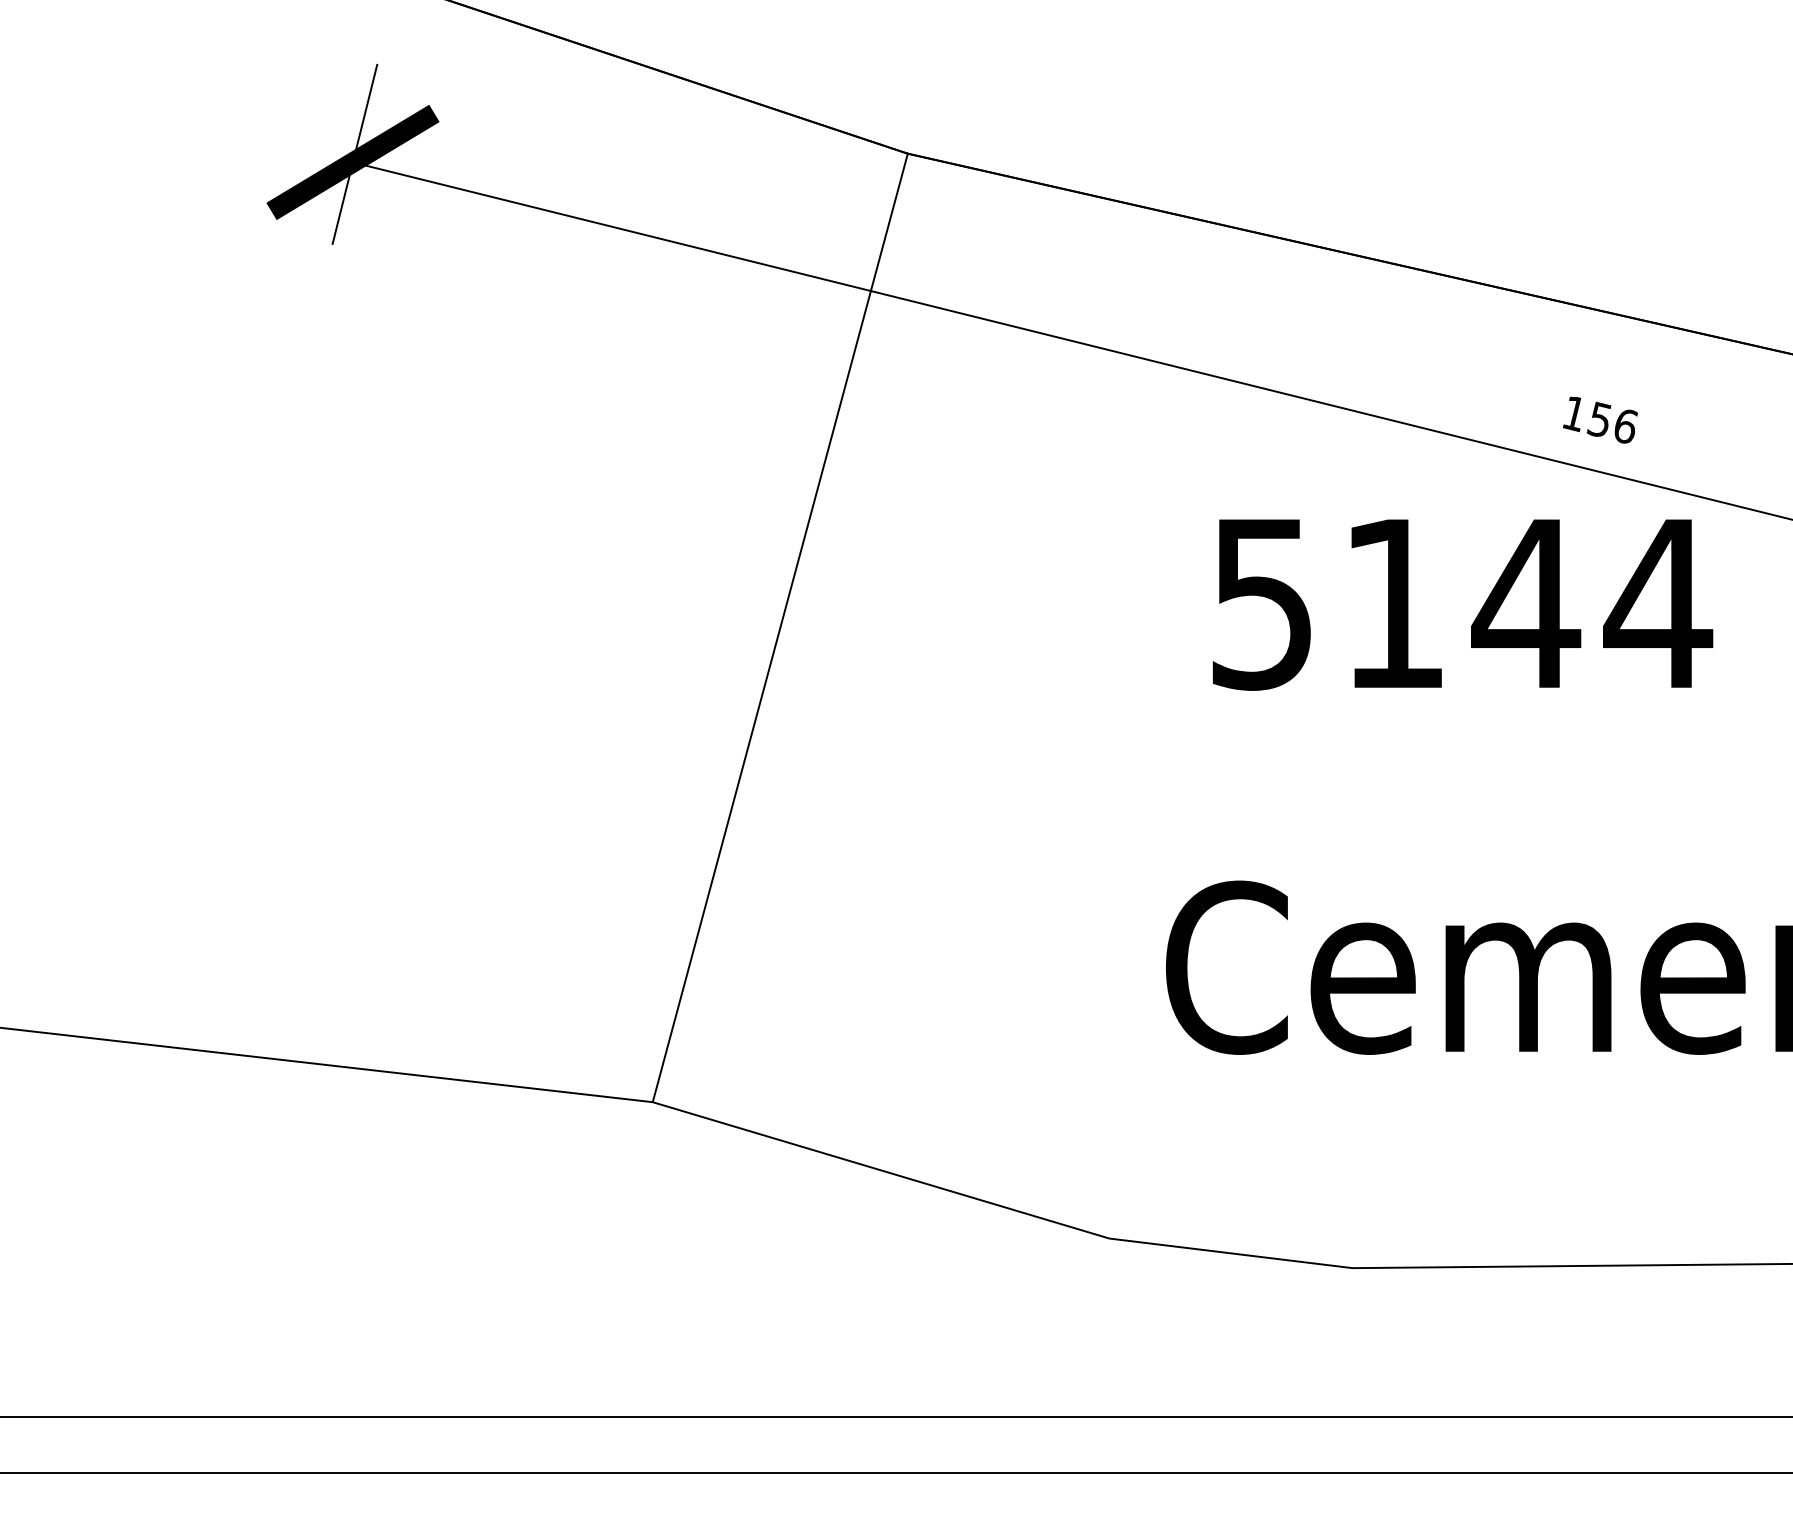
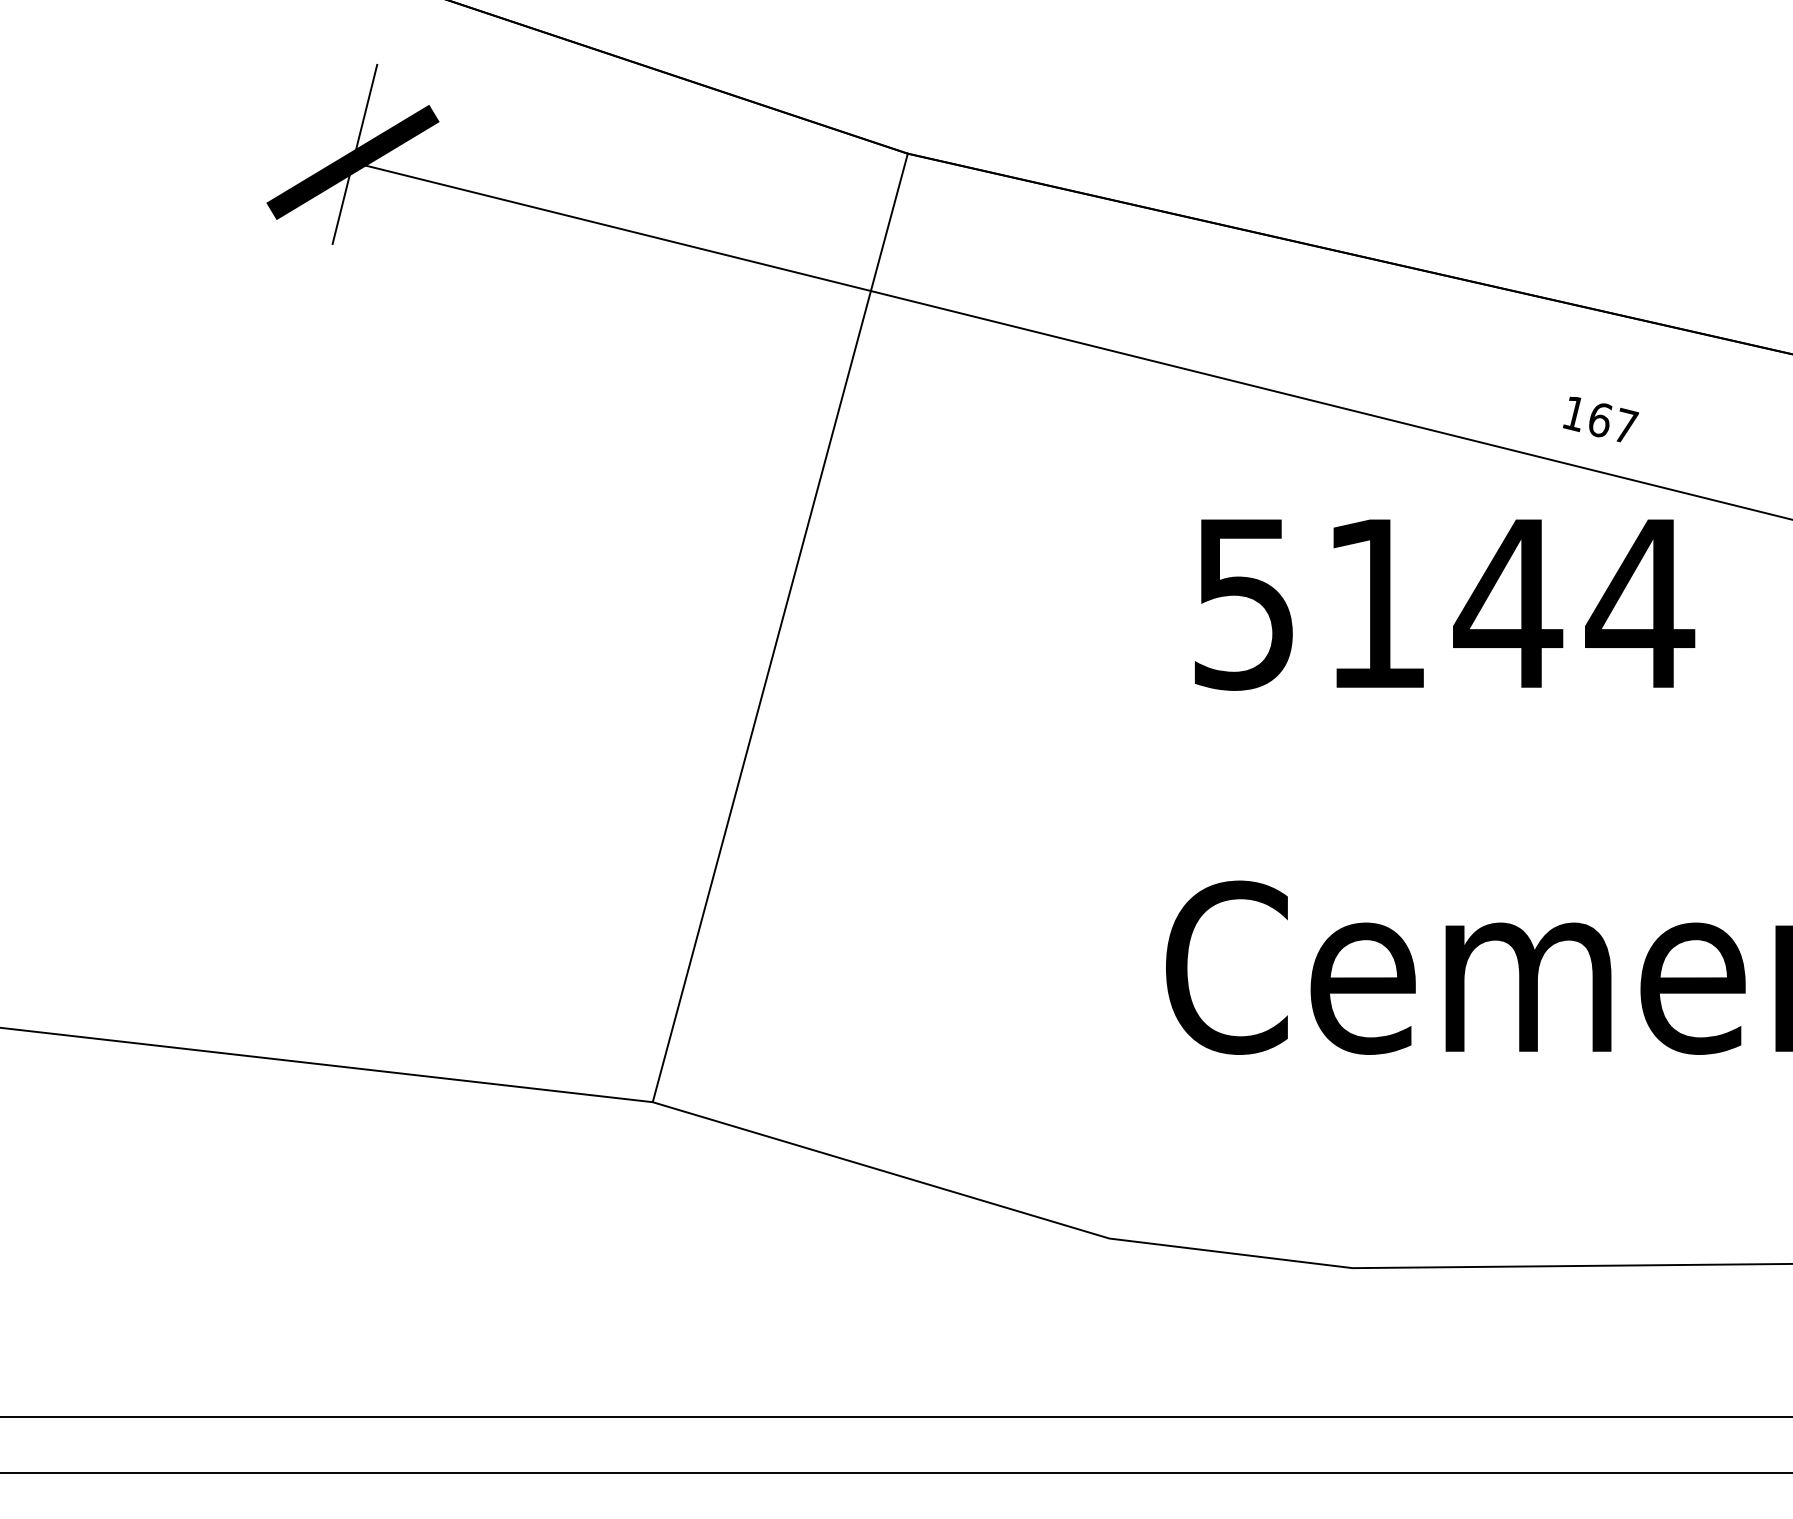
text: 156 -> 167 (1612, 422)
text position: (1463, 604) -> (1445, 604) (1445, 604)
